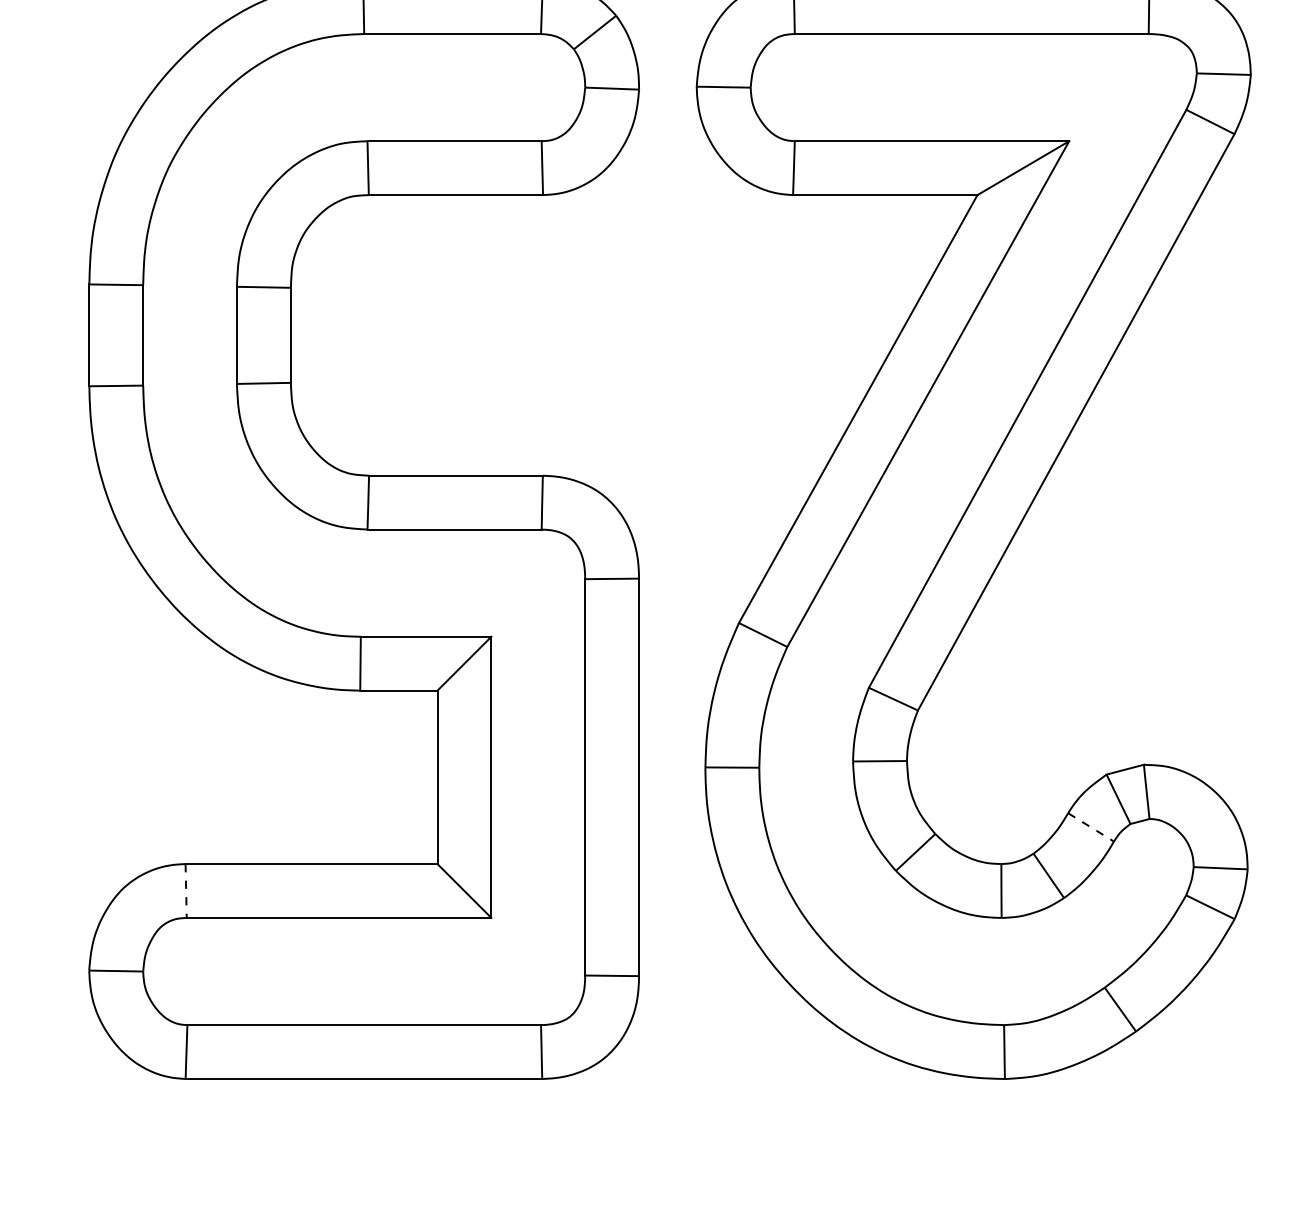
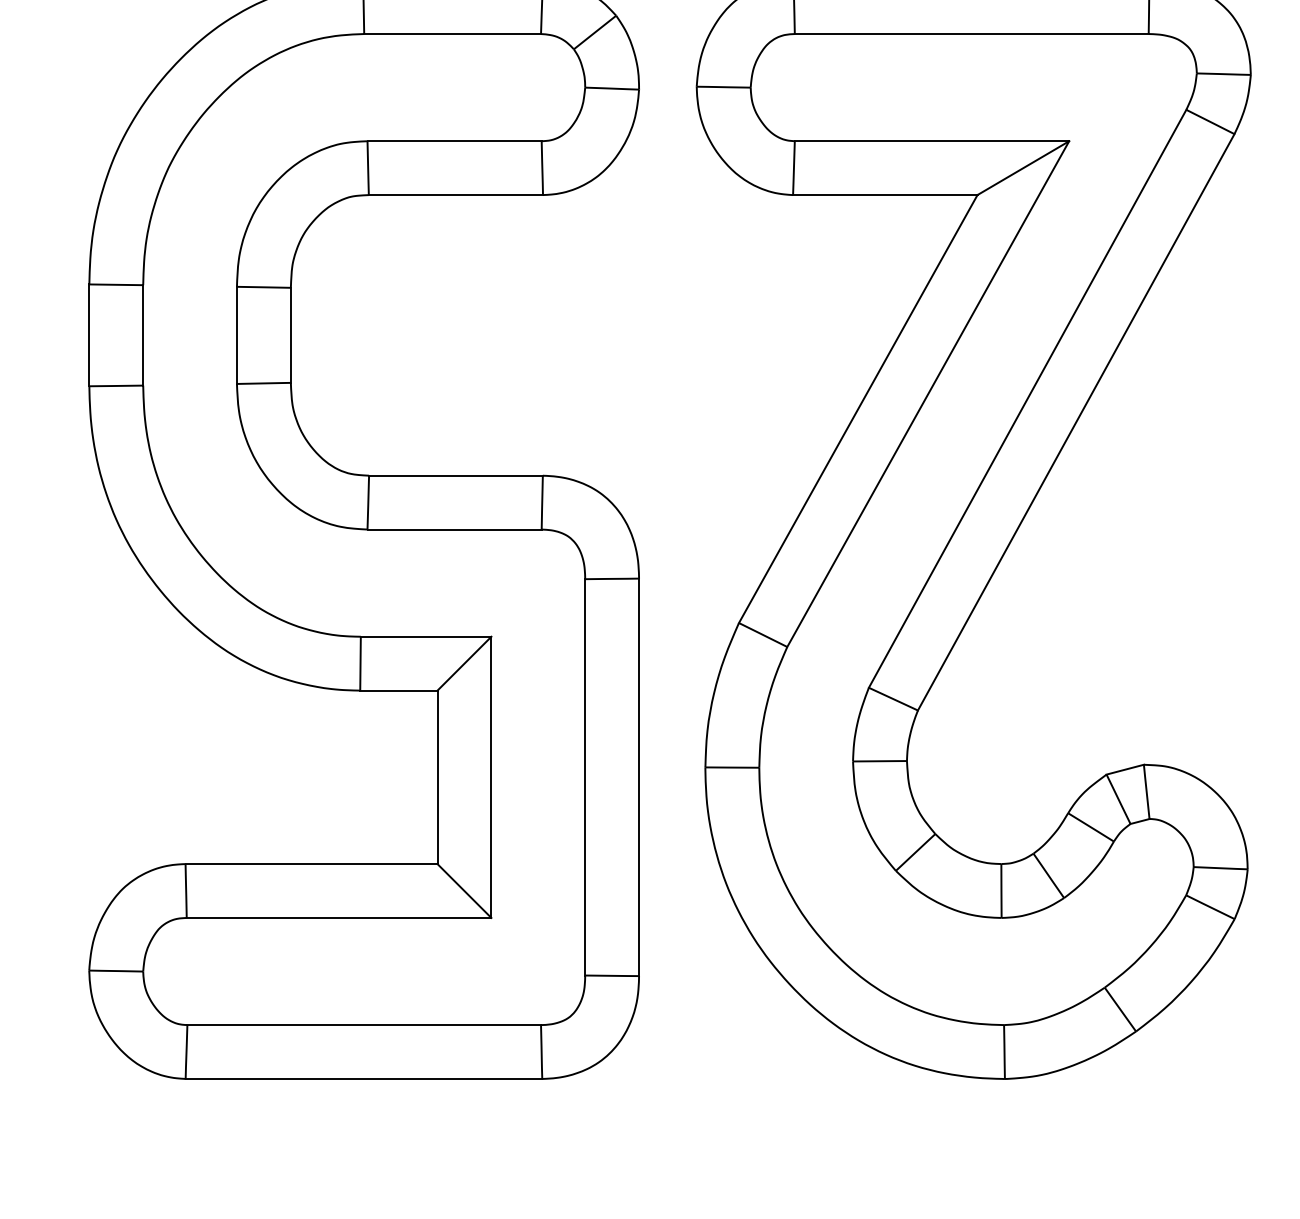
line: dashed -> solid (1090, 827)
line: dashed -> solid (186, 891)
